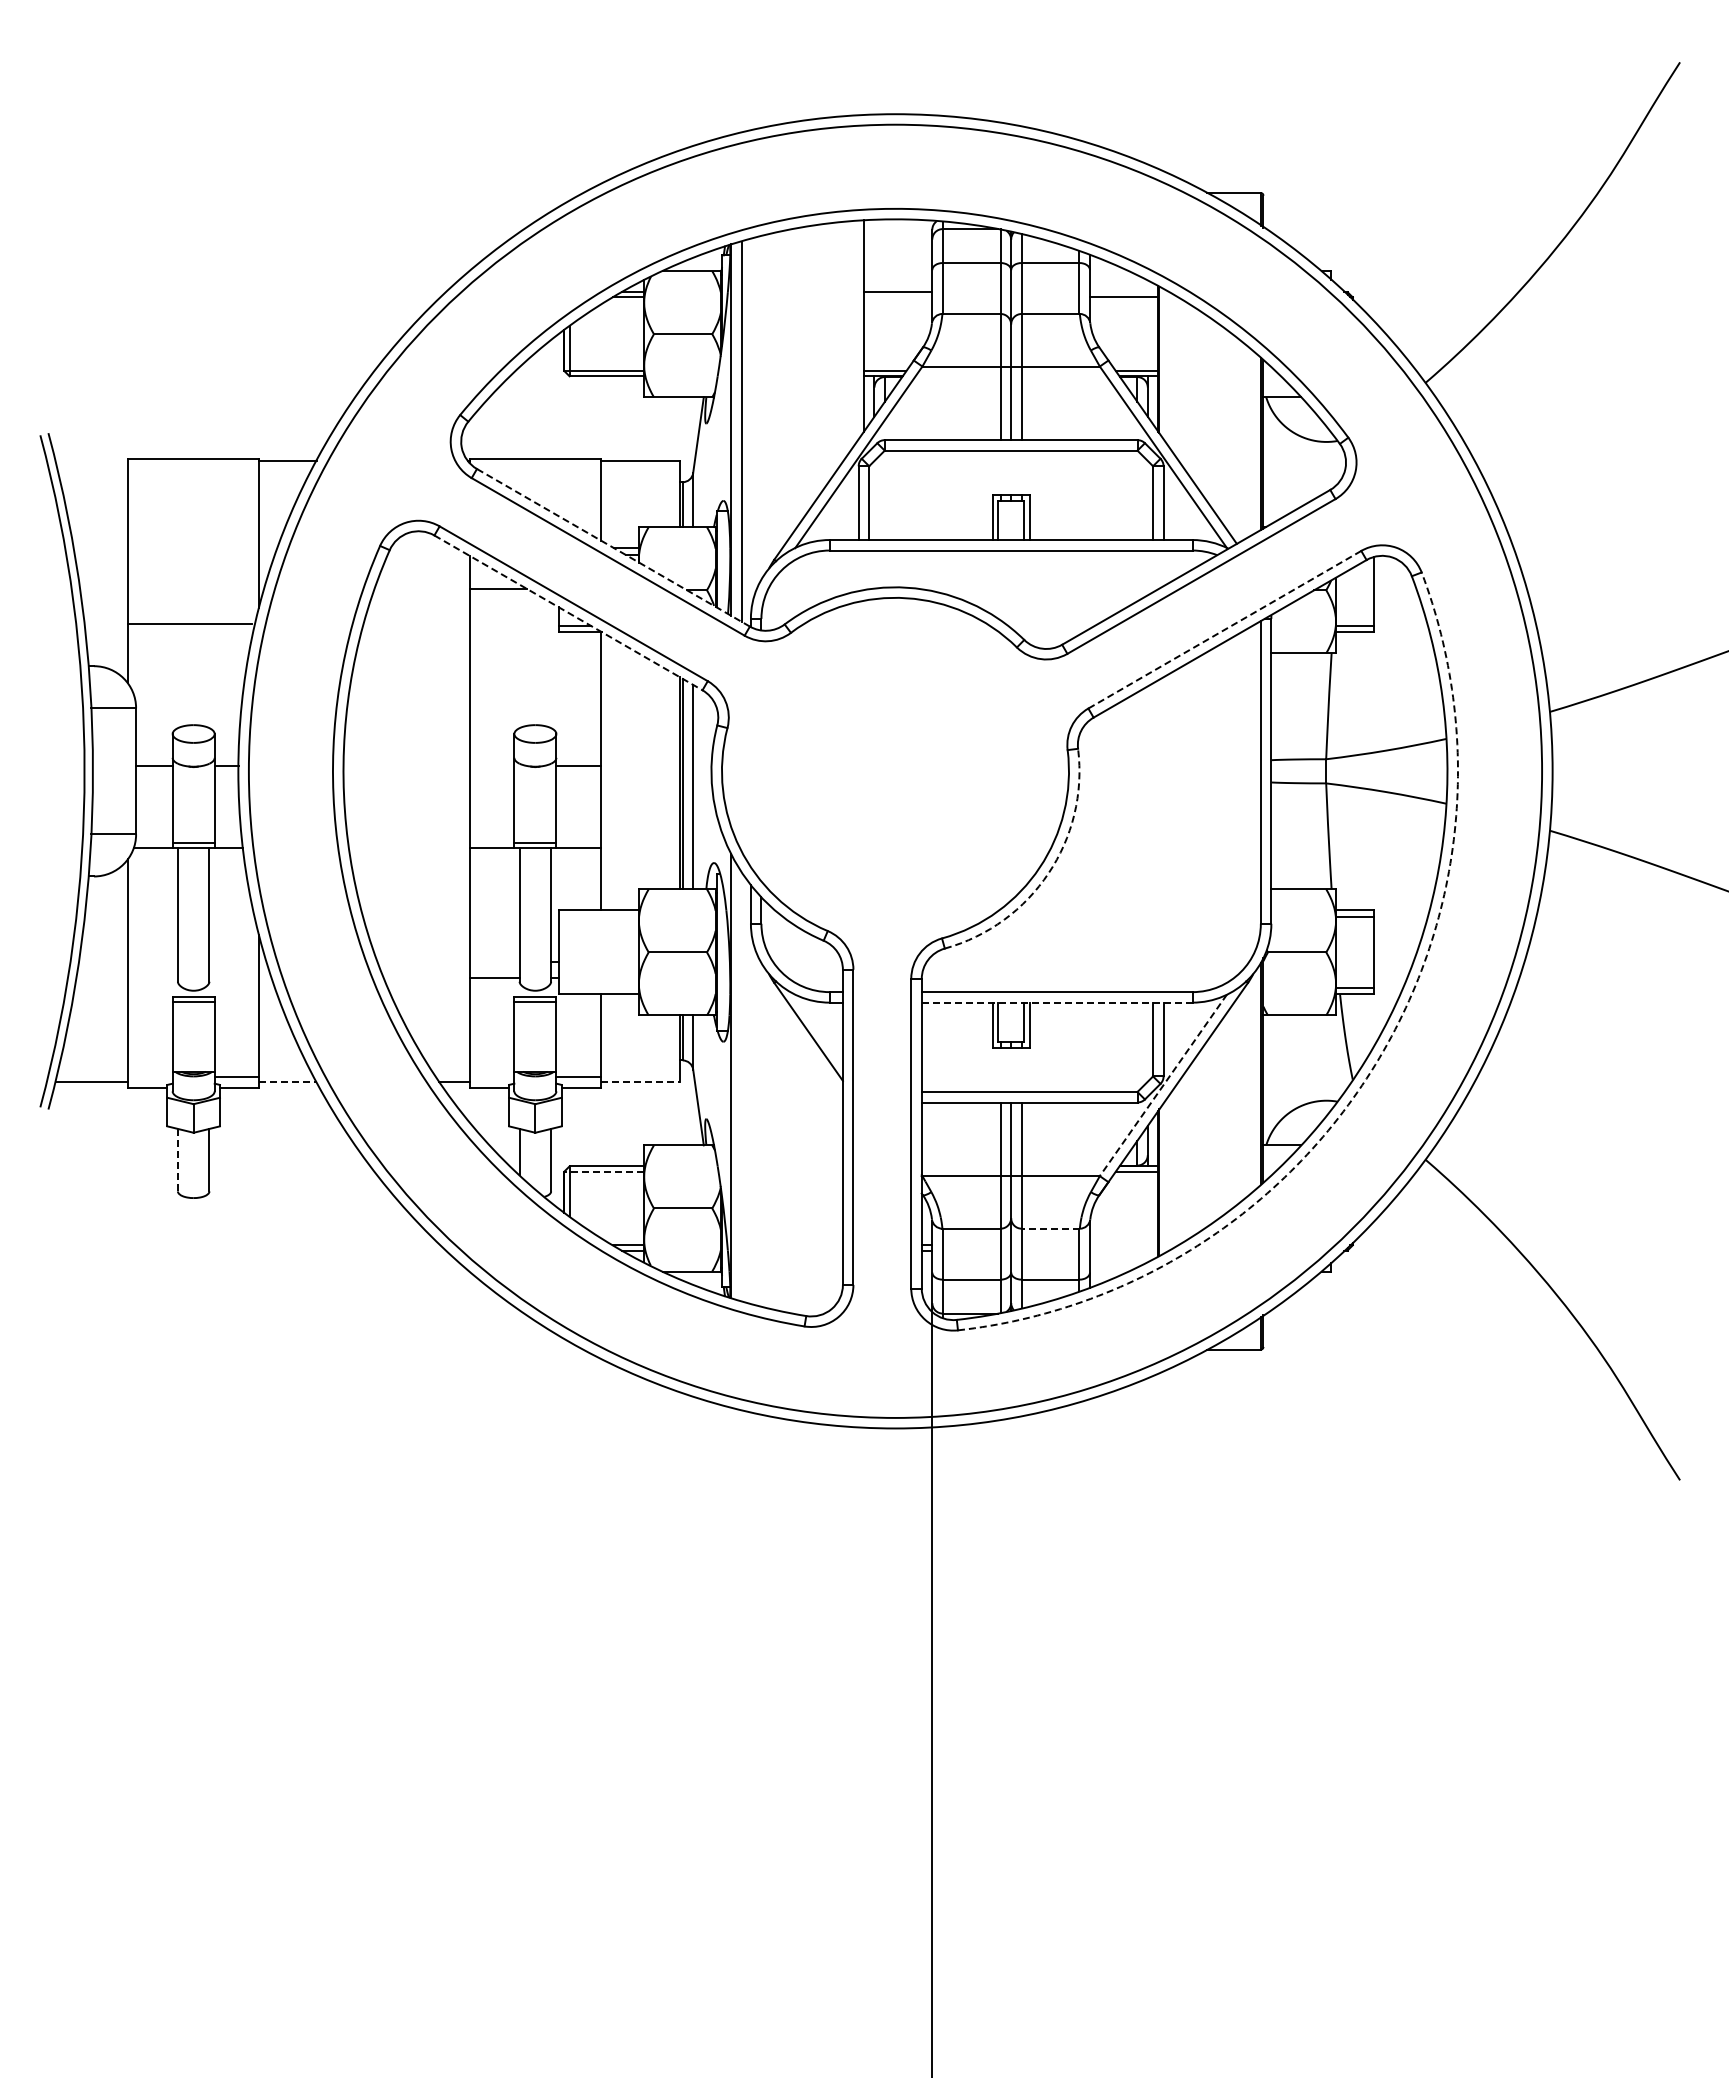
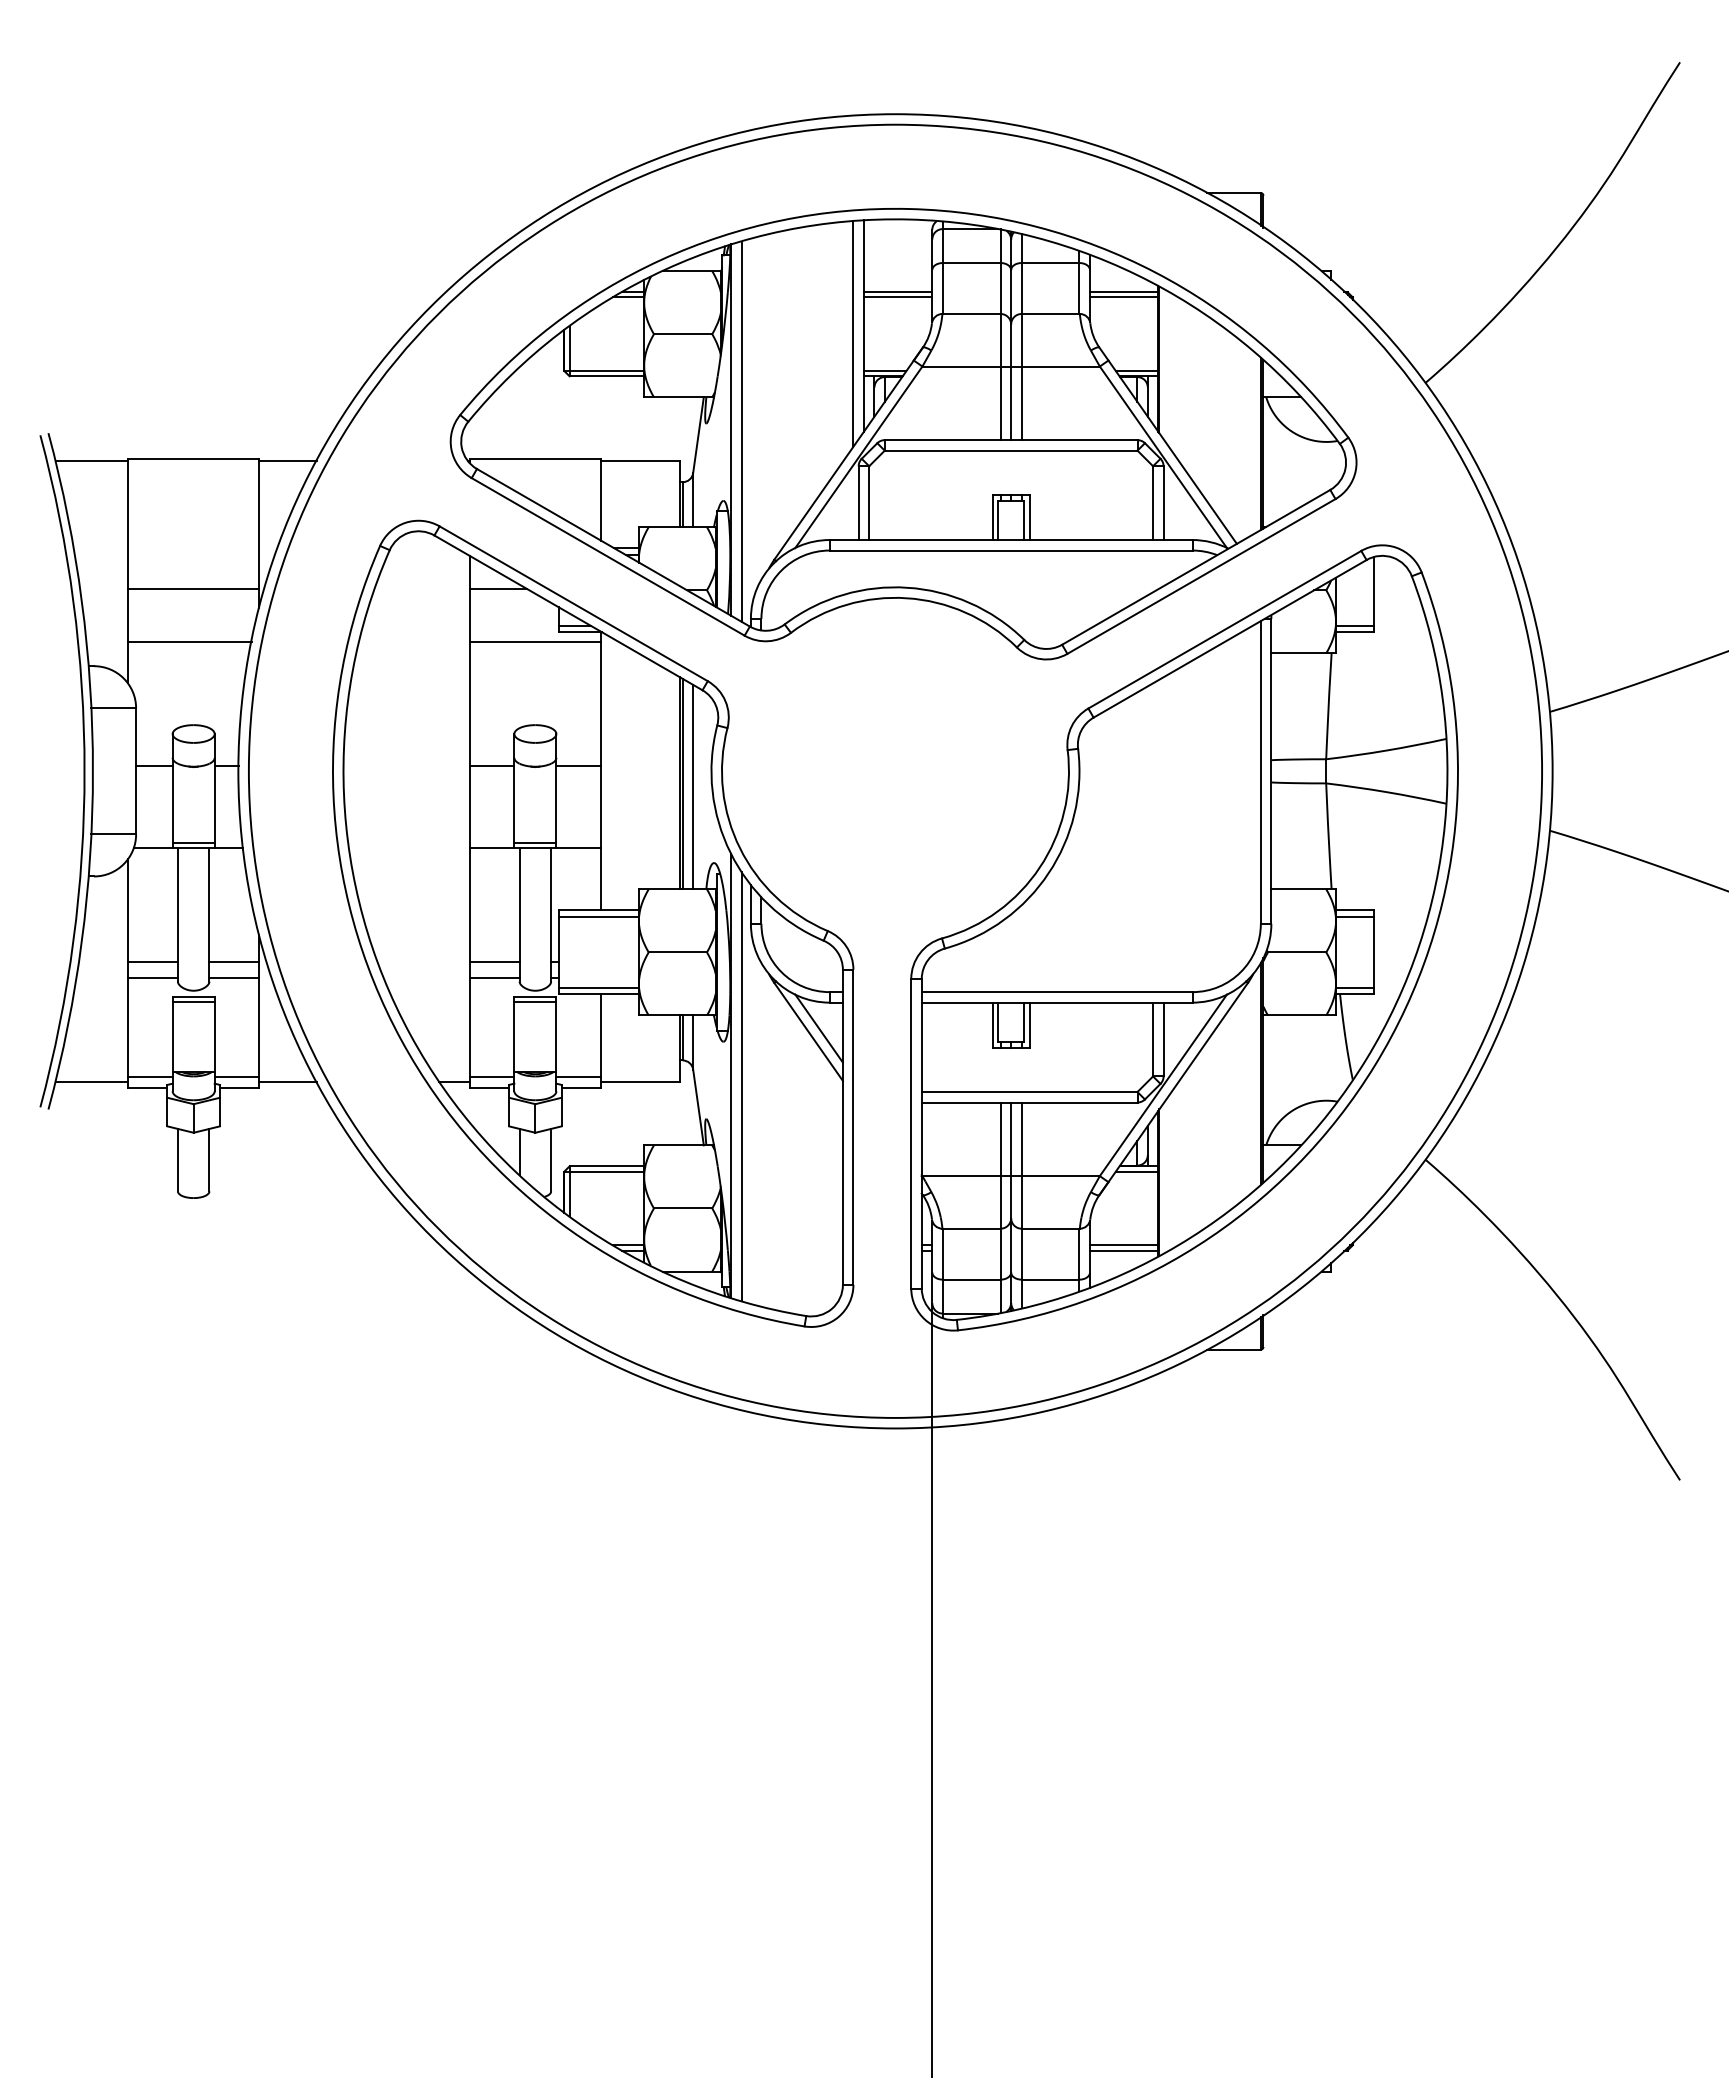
line: none -> present (1124, 292)
line: none -> present (897, 297)
line: none -> present (853, 333)
line: none -> present (91, 461)
line: dashed -> solid (613, 547)
line: none -> present (193, 588)
line: dashed -> solid (568, 612)
line position: (189, 624) -> (189, 642) (189, 642)
line: dashed -> solid (1224, 629)
line: none -> present (535, 642)
line: none -> present (491, 766)
arc: dashed -> solid (1048, 873)
line: none -> present (598, 916)
line: none -> present (152, 961)
line: none -> present (234, 961)
line: none -> present (494, 961)
line: none -> present (152, 978)
line: none -> present (234, 978)
line: none -> present (598, 987)
line: dashed -> solid (1057, 1002)
line: none -> present (818, 1028)
arc: dashed -> solid (1375, 1064)
line: none -> present (149, 1076)
line: none -> present (491, 1076)
line: dashed -> solid (288, 1081)
line: dashed -> solid (641, 1081)
line: dashed -> solid (1163, 1085)
line: none -> present (741, 1086)
line: dashed -> solid (177, 1160)
line: dashed -> solid (604, 1171)
line: dashed -> solid (1050, 1228)
line: none -> present (1124, 1245)
line: none -> present (1124, 1250)
